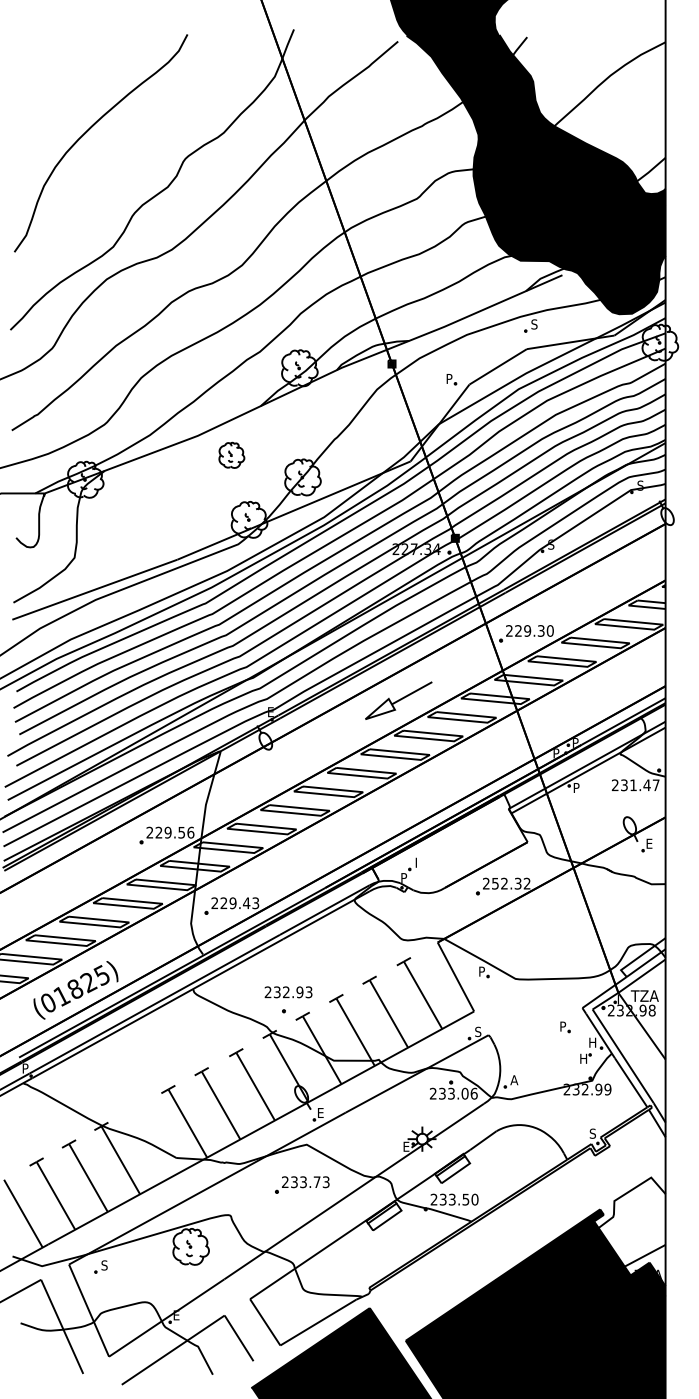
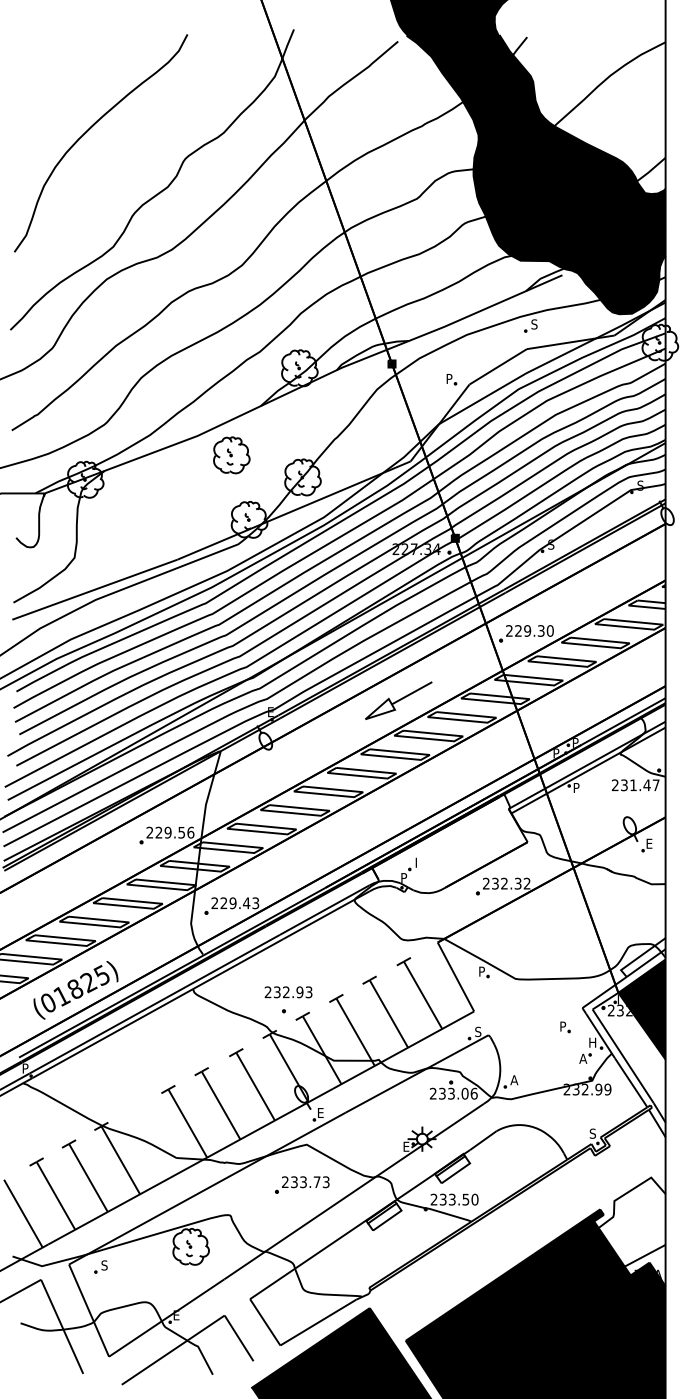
part size: 28x28 px -> 38x39 px (231, 455)
text: 252.32 -> 232.32 (495, 882)
fill: none -> present (641, 1009)
text: H -> A (583, 1058)
